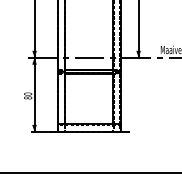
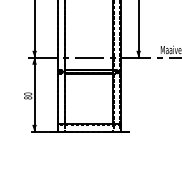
line: present -> none (90, 173)
